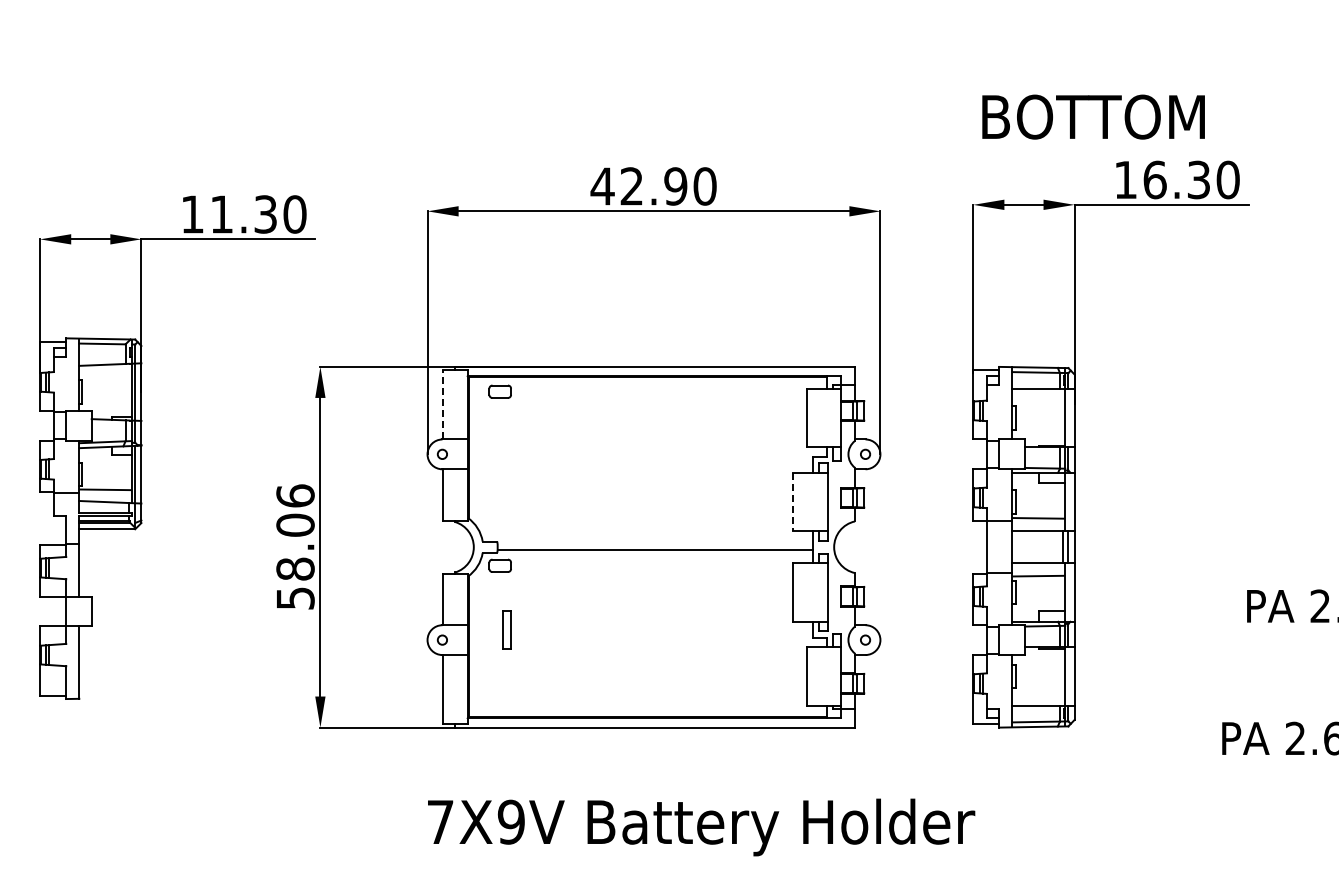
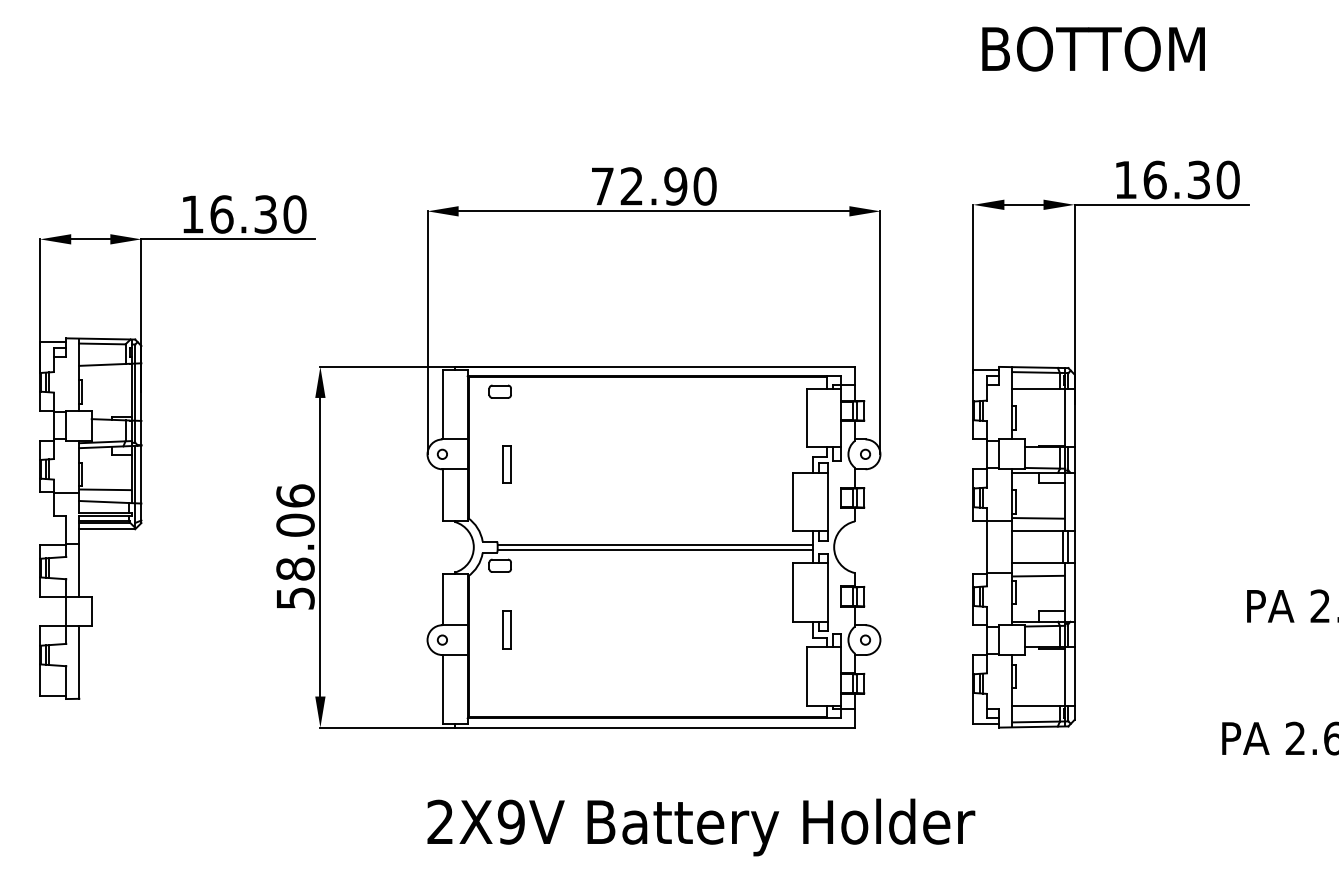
text position: (1093, 116) -> (1093, 48) (1093, 48)
text: 42.90 -> 72.90 (602, 186)
text: 11.30 -> 16.30 (221, 214)
line: dashed -> solid (442, 404)
part: none -> present (506, 464)
line: dashed -> solid (793, 502)
line: none -> present (654, 544)
text: 7X9V -> 2X9V (440, 821)
